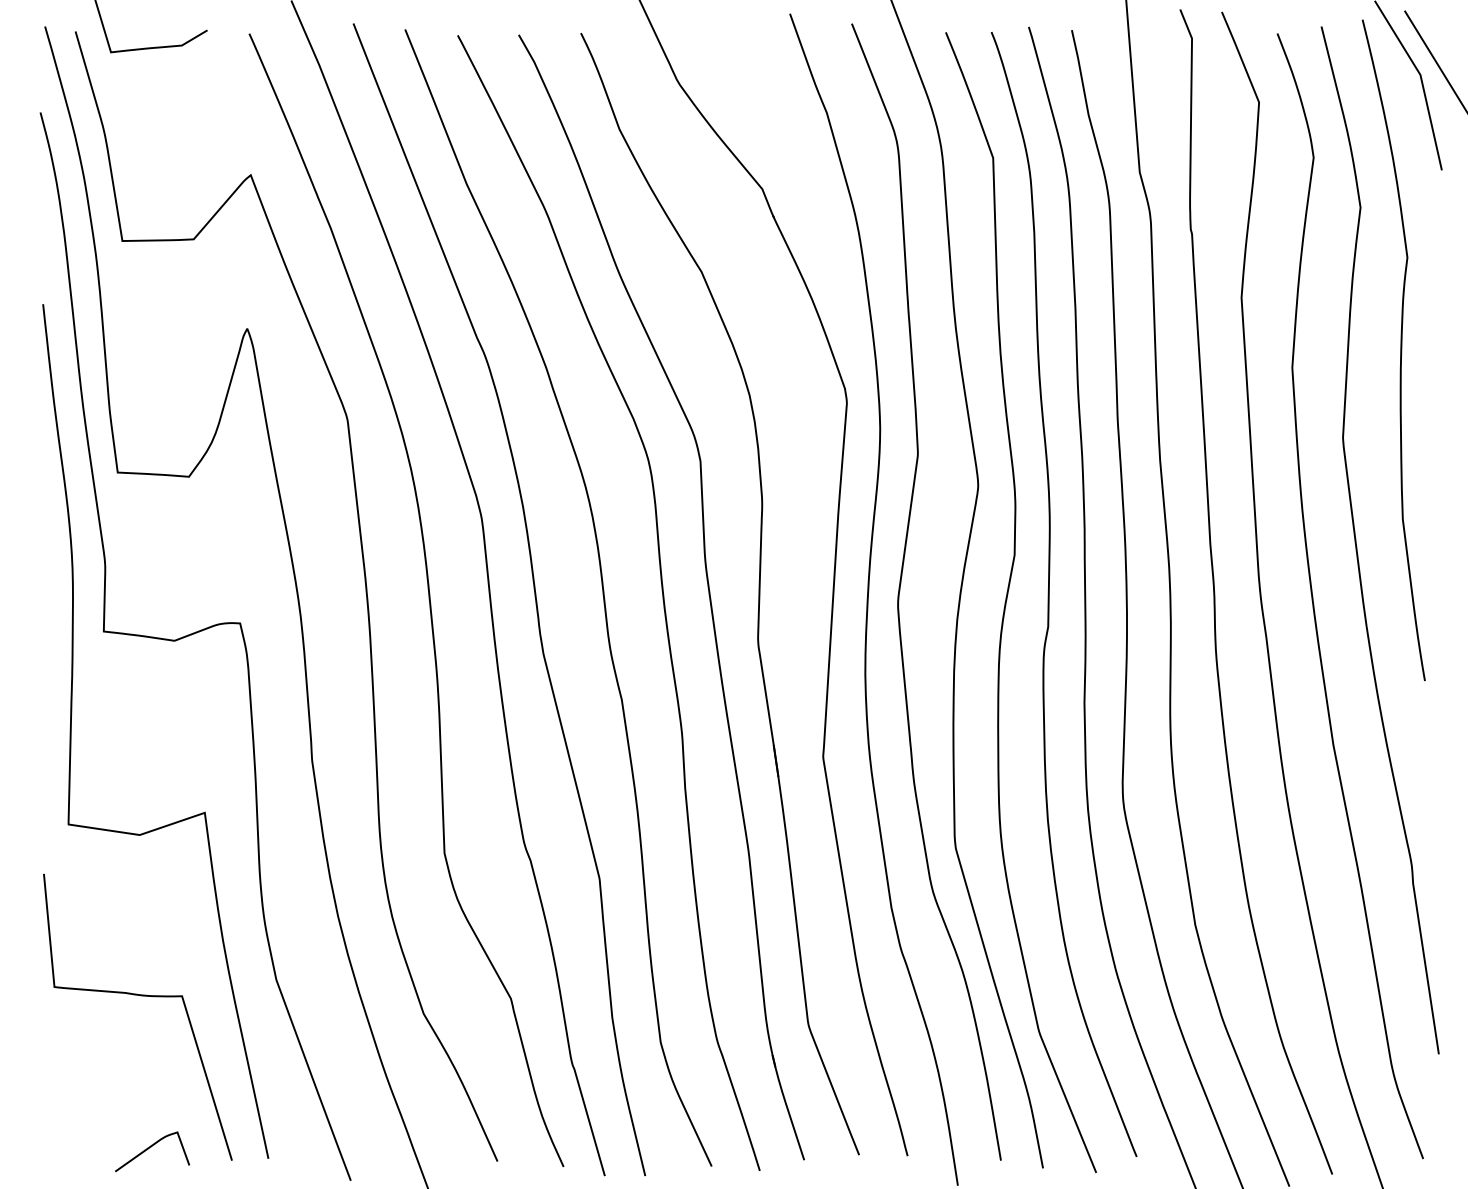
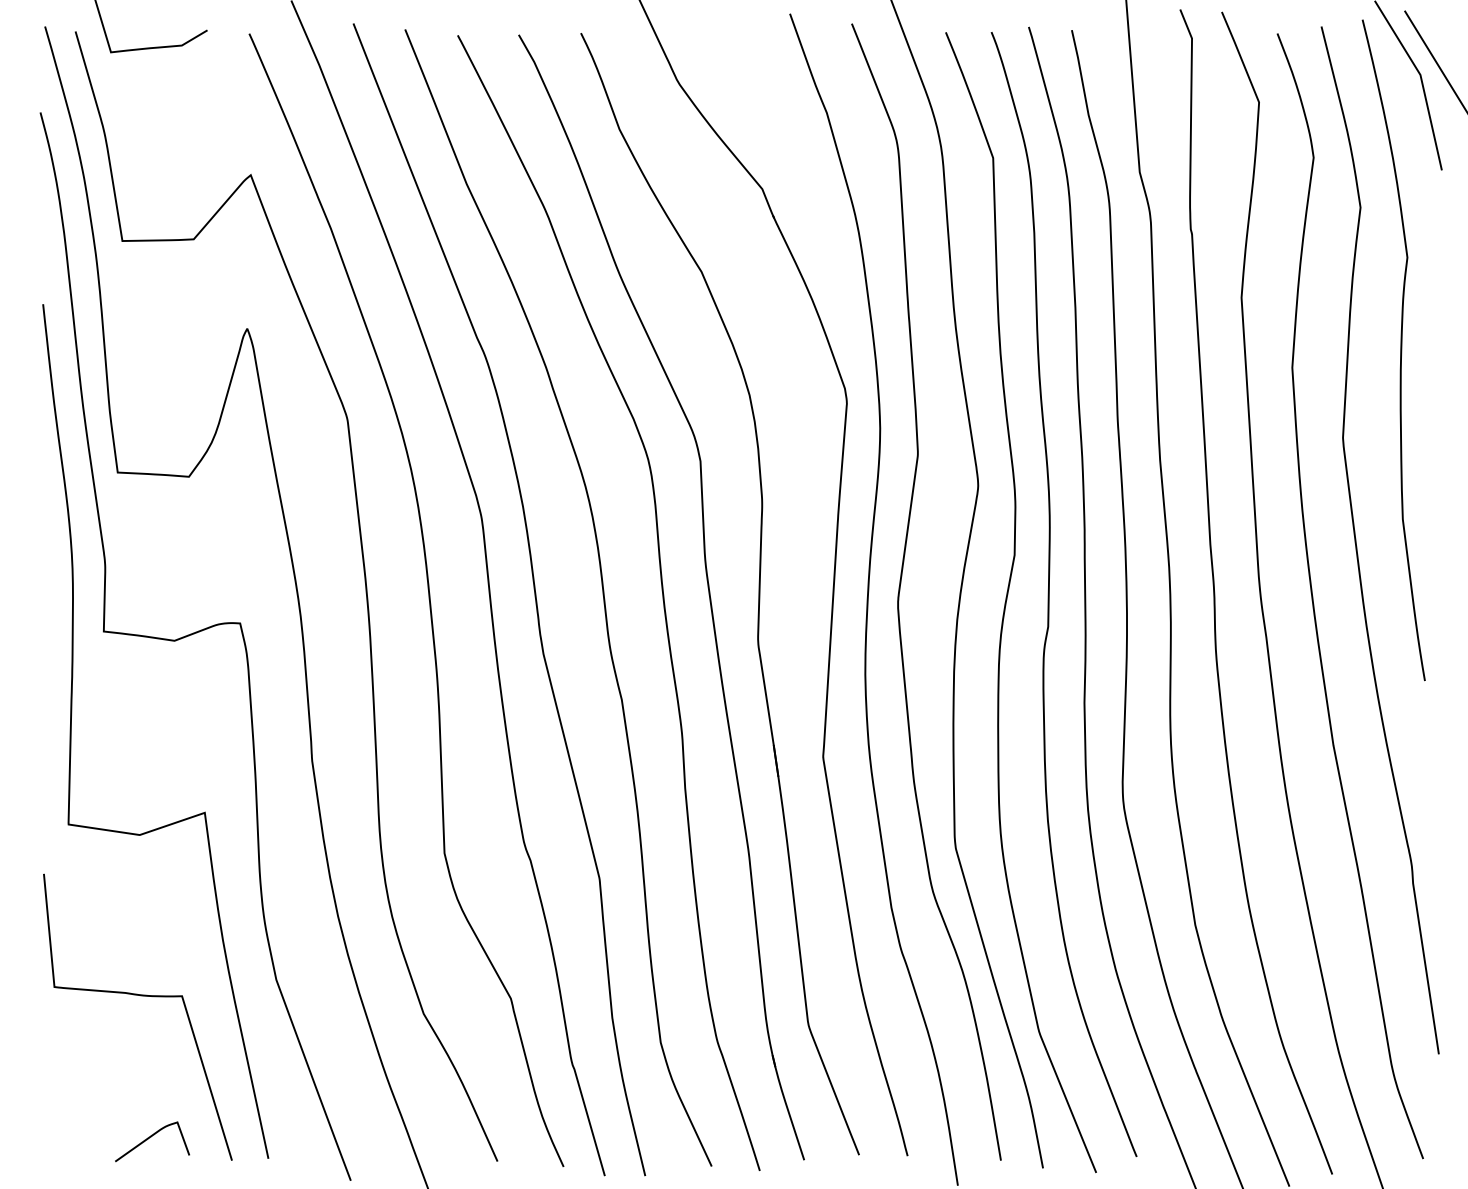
curve position: (151, 1147) -> (151, 1137) (151, 1137)
